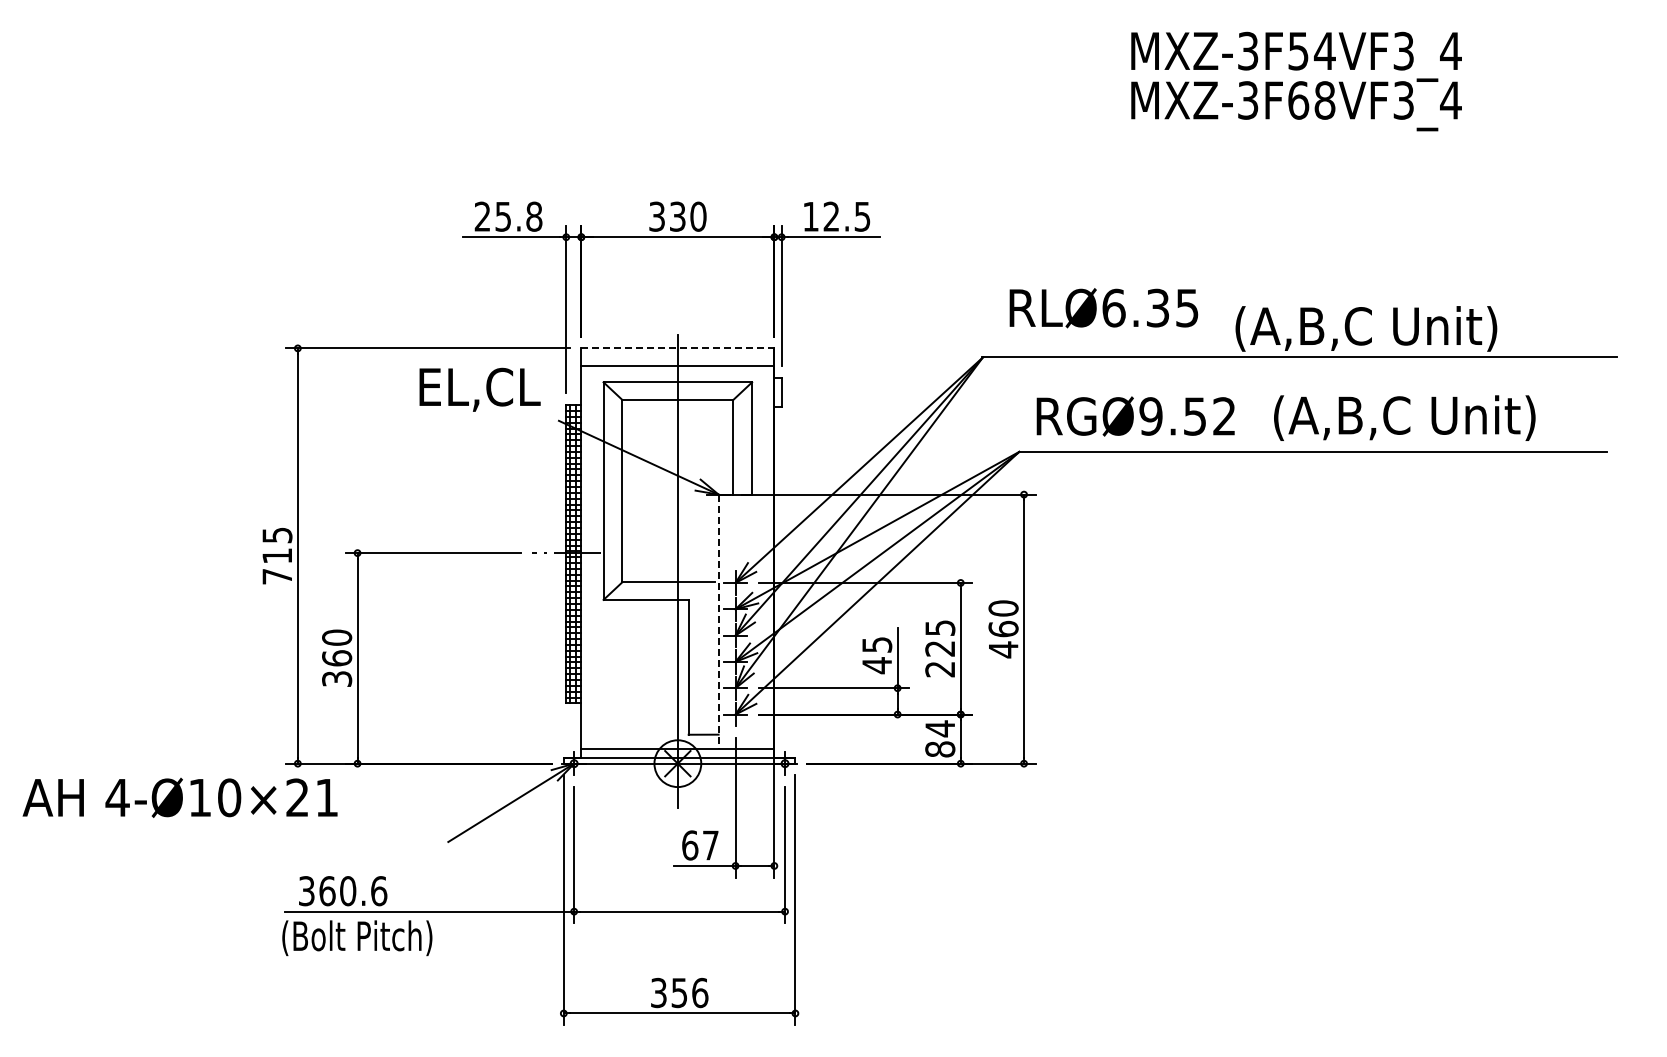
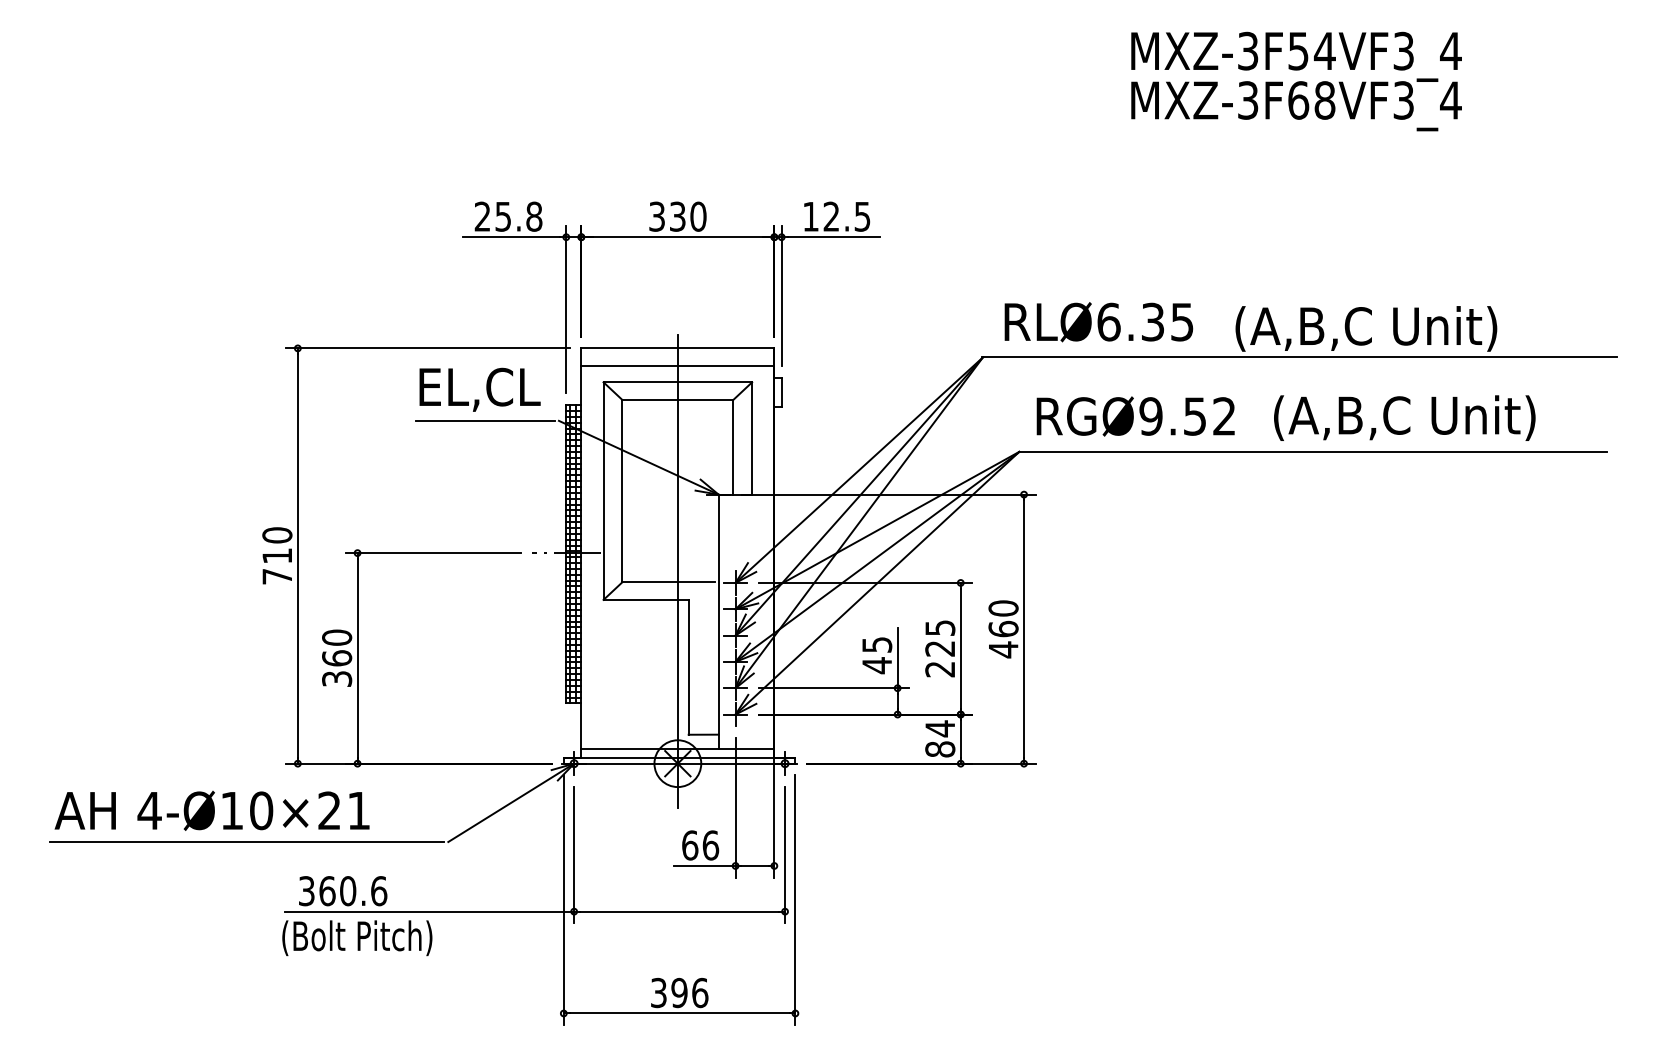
text position: (1103, 308) -> (1098, 322) (1098, 322)
line: dashed -> solid (677, 348)
line: none -> present (485, 420)
text: 715 -> 710 (277, 535)
line: dashed -> solid (718, 622)
text position: (179, 797) -> (211, 810) (211, 810)
line: none -> present (247, 842)
text: 67 -> 66 (710, 845)
text: 356 -> 396 (679, 992)
